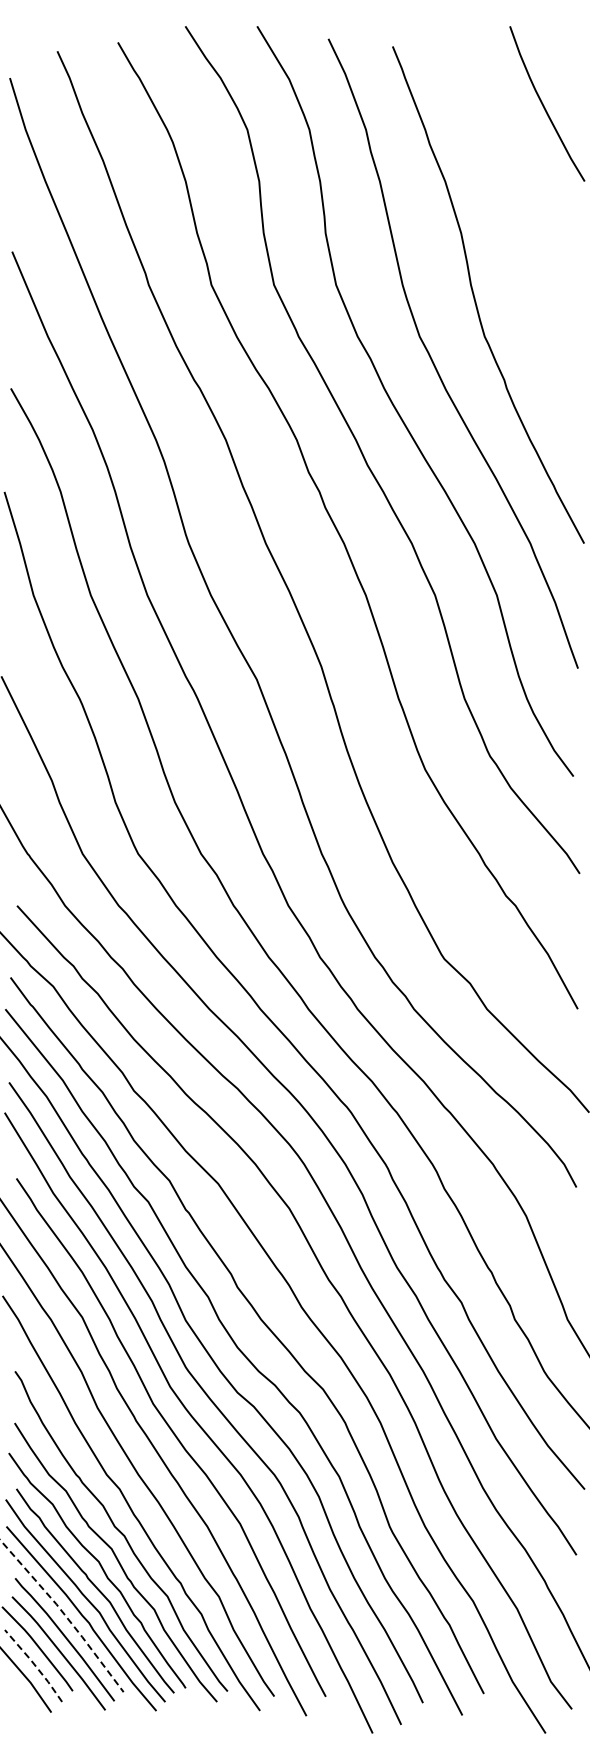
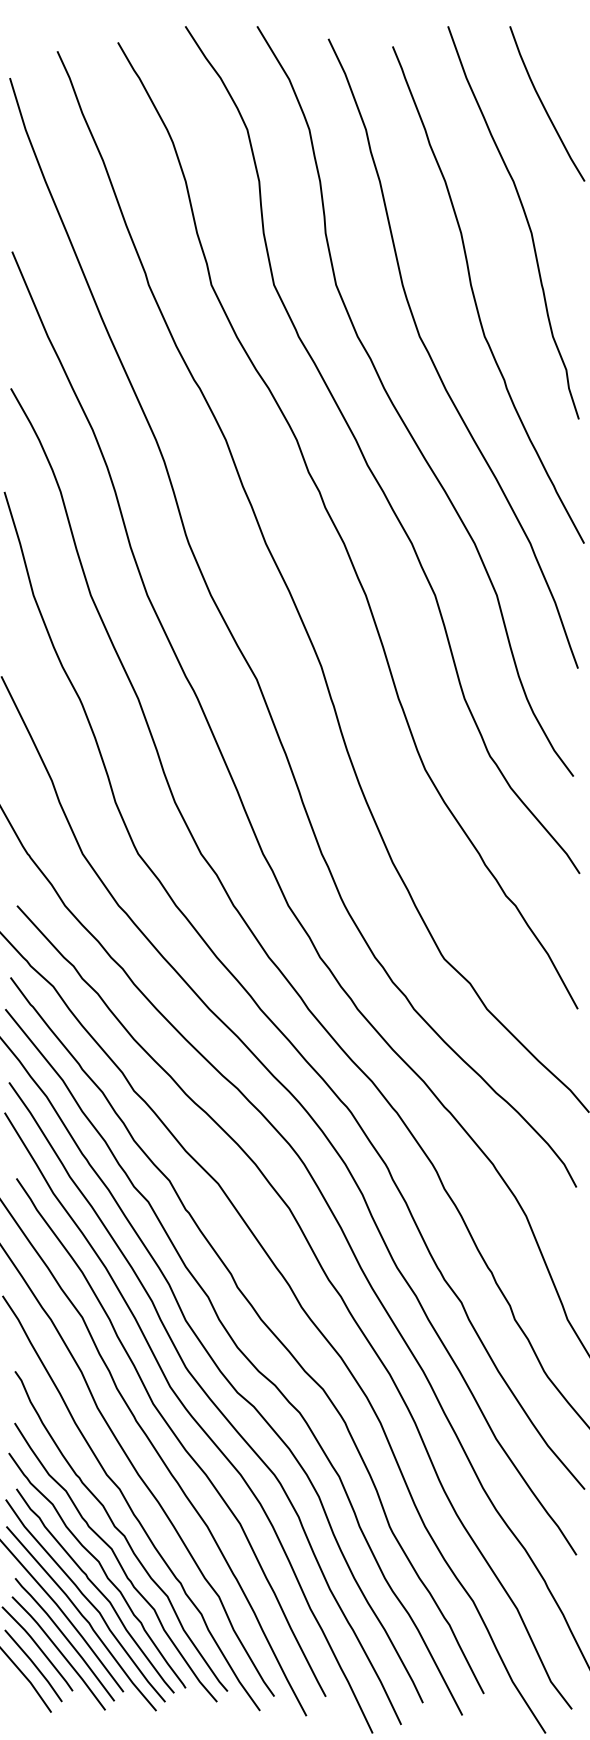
curve: none -> present (525, 218)
line: dashed -> solid (64, 1614)
line: dashed -> solid (34, 1665)
